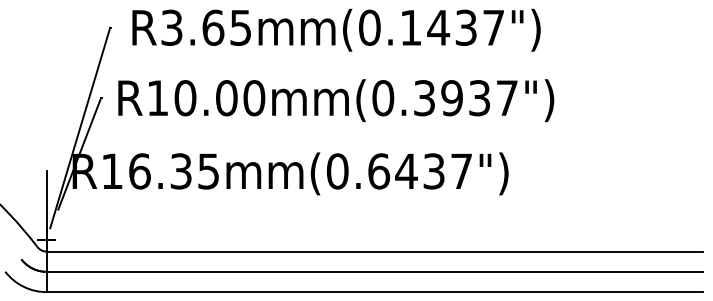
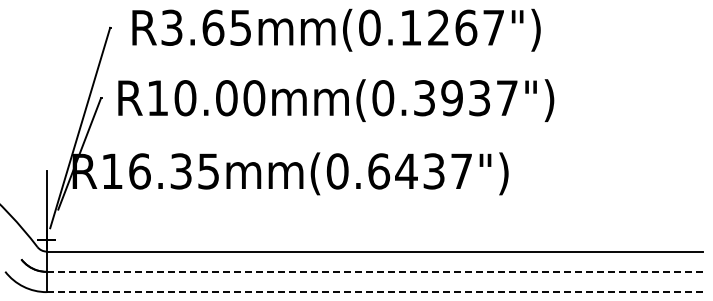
text: R3.65mm(0.1437") -> R3.65mm(0.1267") (452, 27)
line: solid -> dashed (374, 271)
line: solid -> dashed (374, 292)
